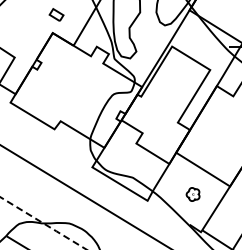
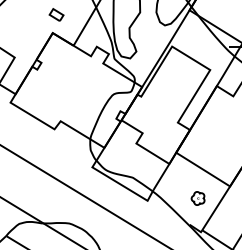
part position: (192, 194) -> (197, 198) (197, 198)
line: dashed -> solid (44, 224)
